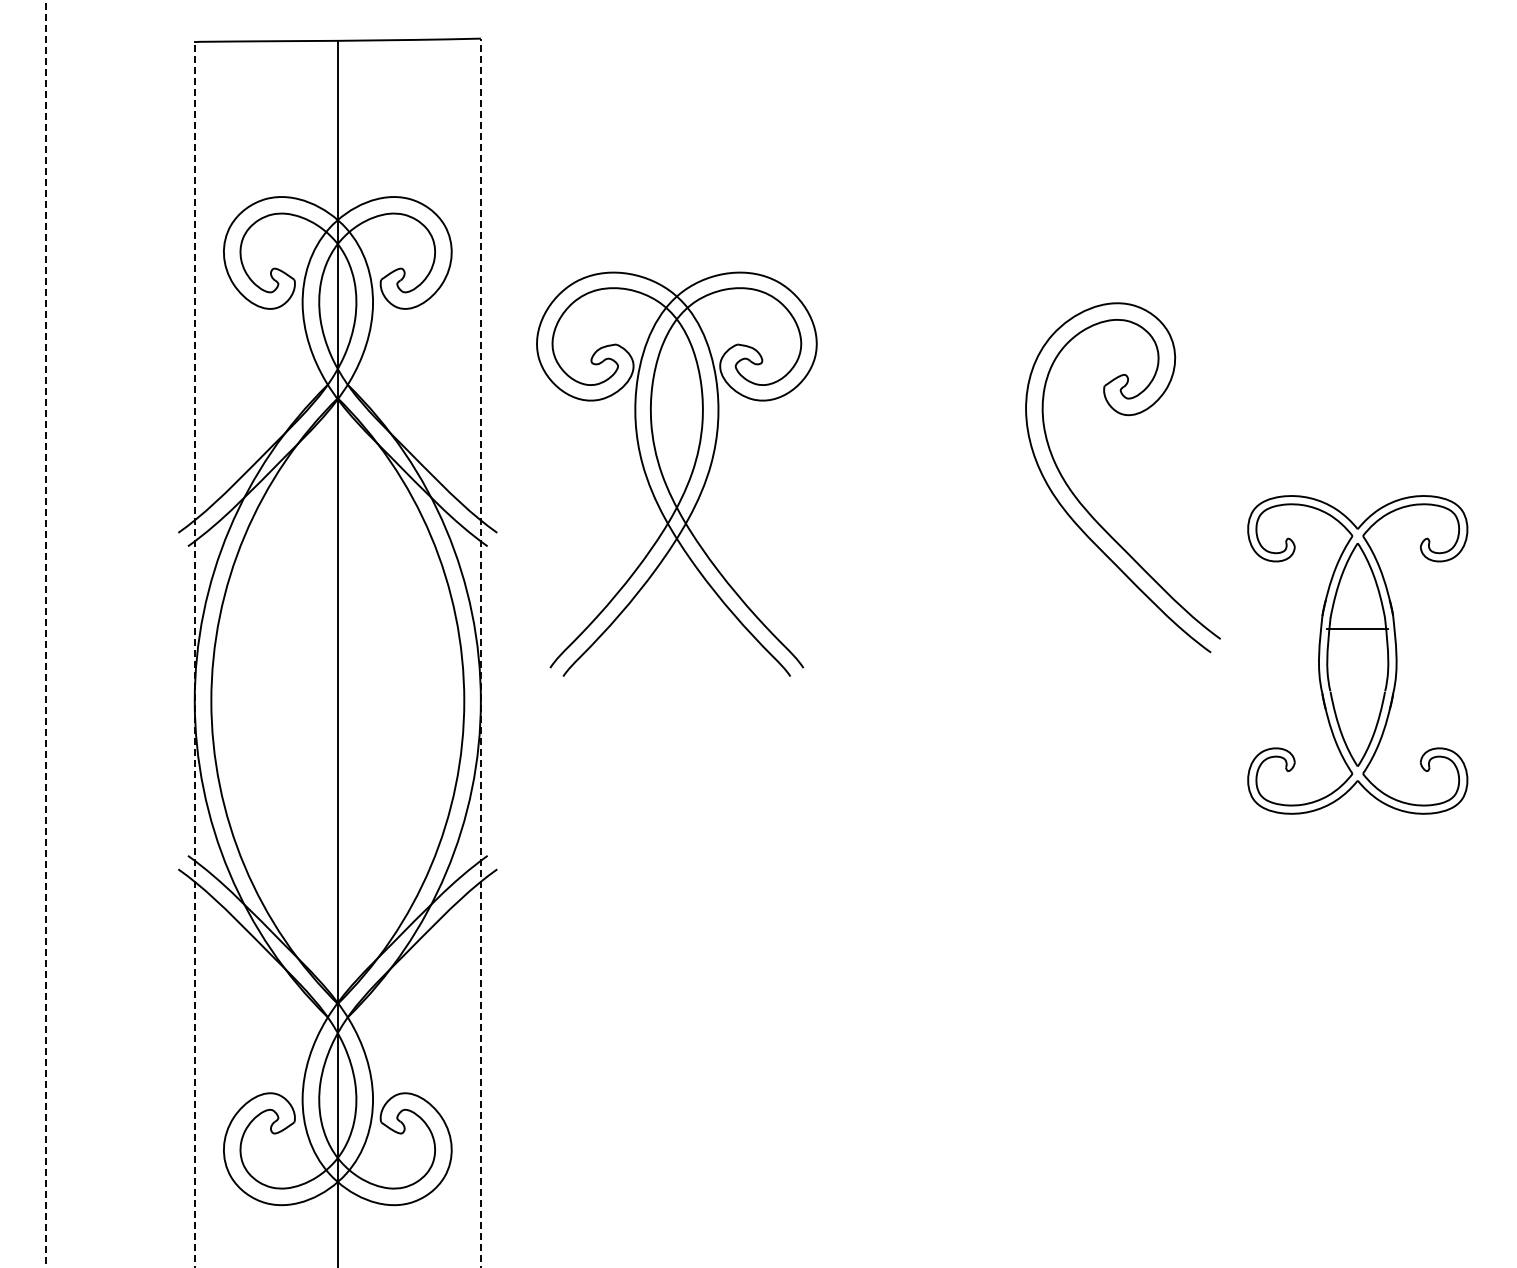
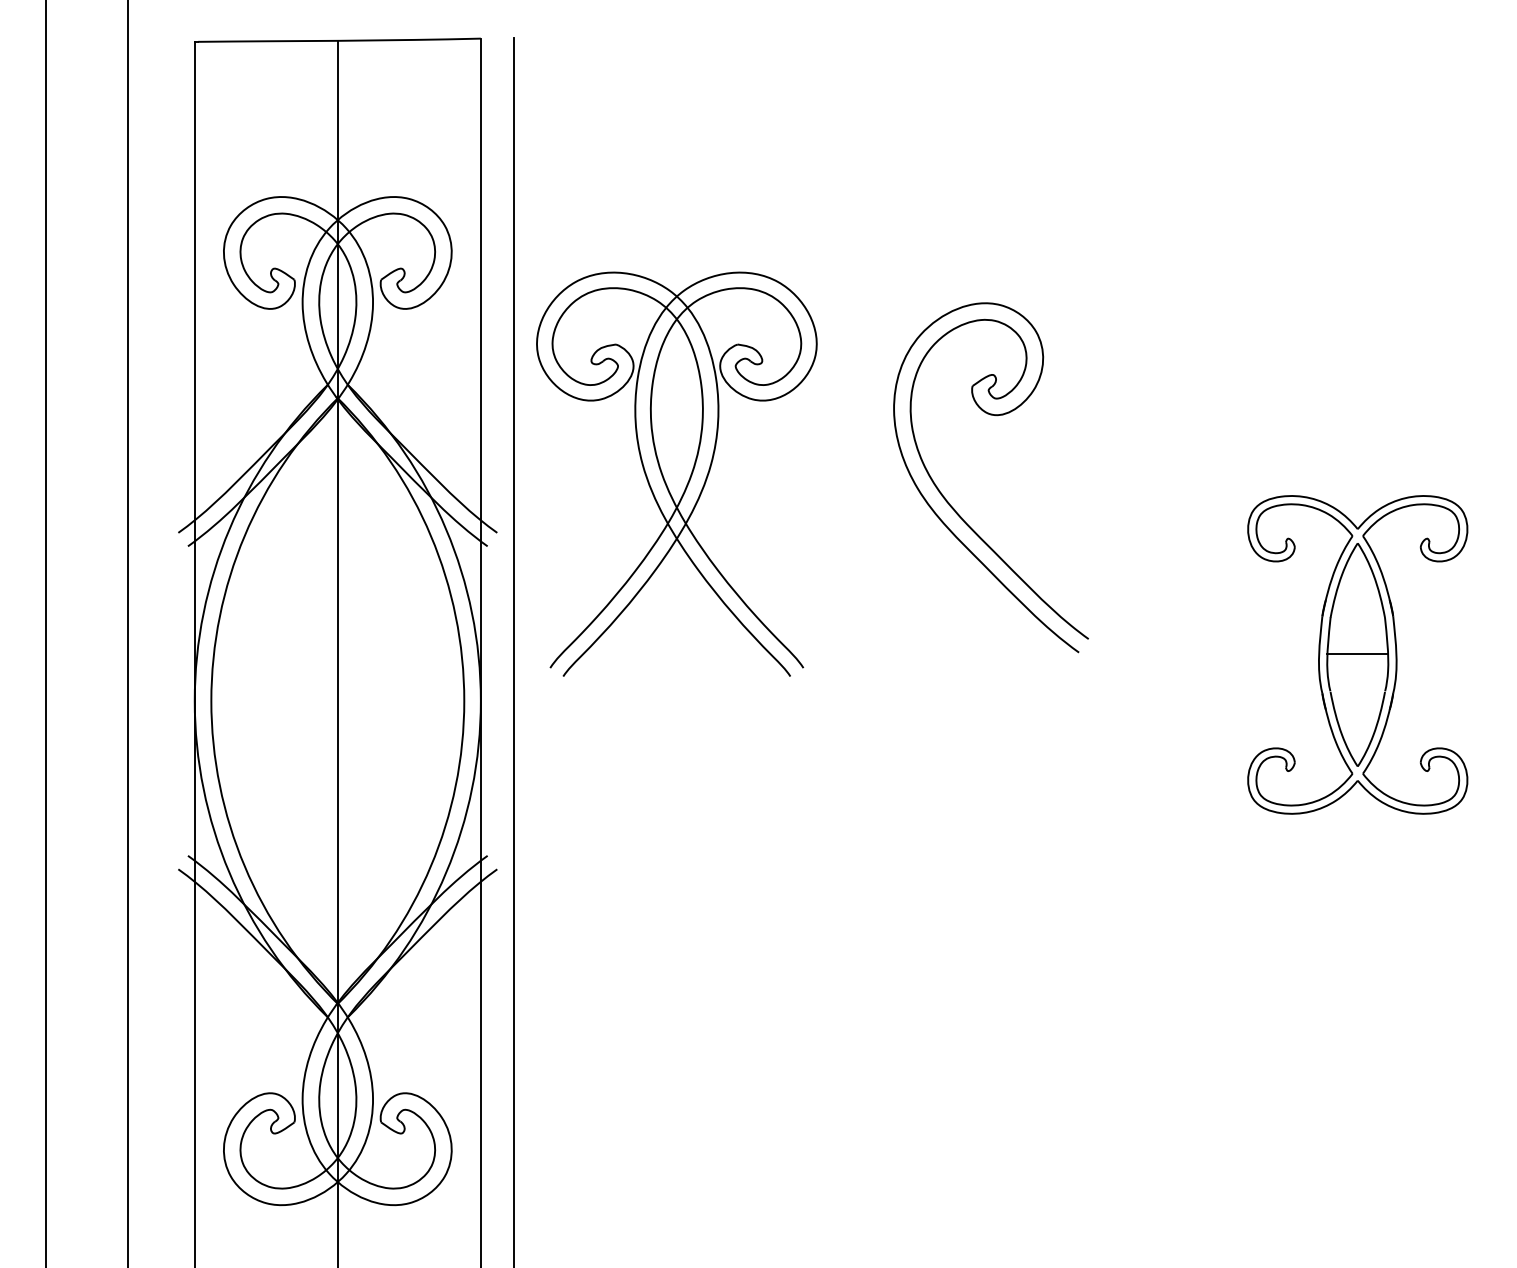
part position: (1087, 509) -> (955, 509) (955, 509)
line position: (1357, 629) -> (1357, 654) (1357, 654)
line: dashed -> solid (45, 633)
line: none -> present (128, 633)
line: none -> present (514, 650)
line: dashed -> solid (480, 652)
line: dashed -> solid (194, 654)
